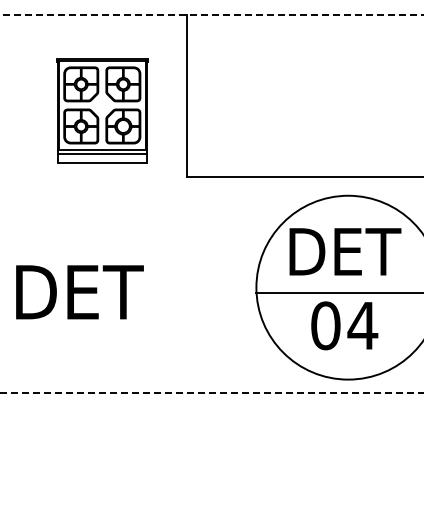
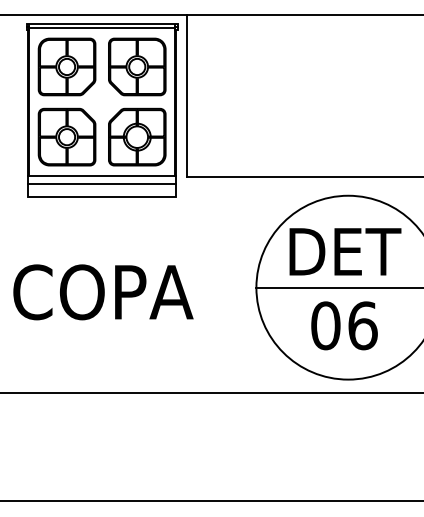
line: dashed -> solid (212, 15)
part size: 93x106 px -> 153x175 px (102, 110)
text: DET -> COPA (103, 292)
line position: (338, 292) -> (338, 287) (338, 287)
text: 04 -> 06 (362, 325)
line: dashed -> solid (211, 393)
line: none -> present (211, 501)
